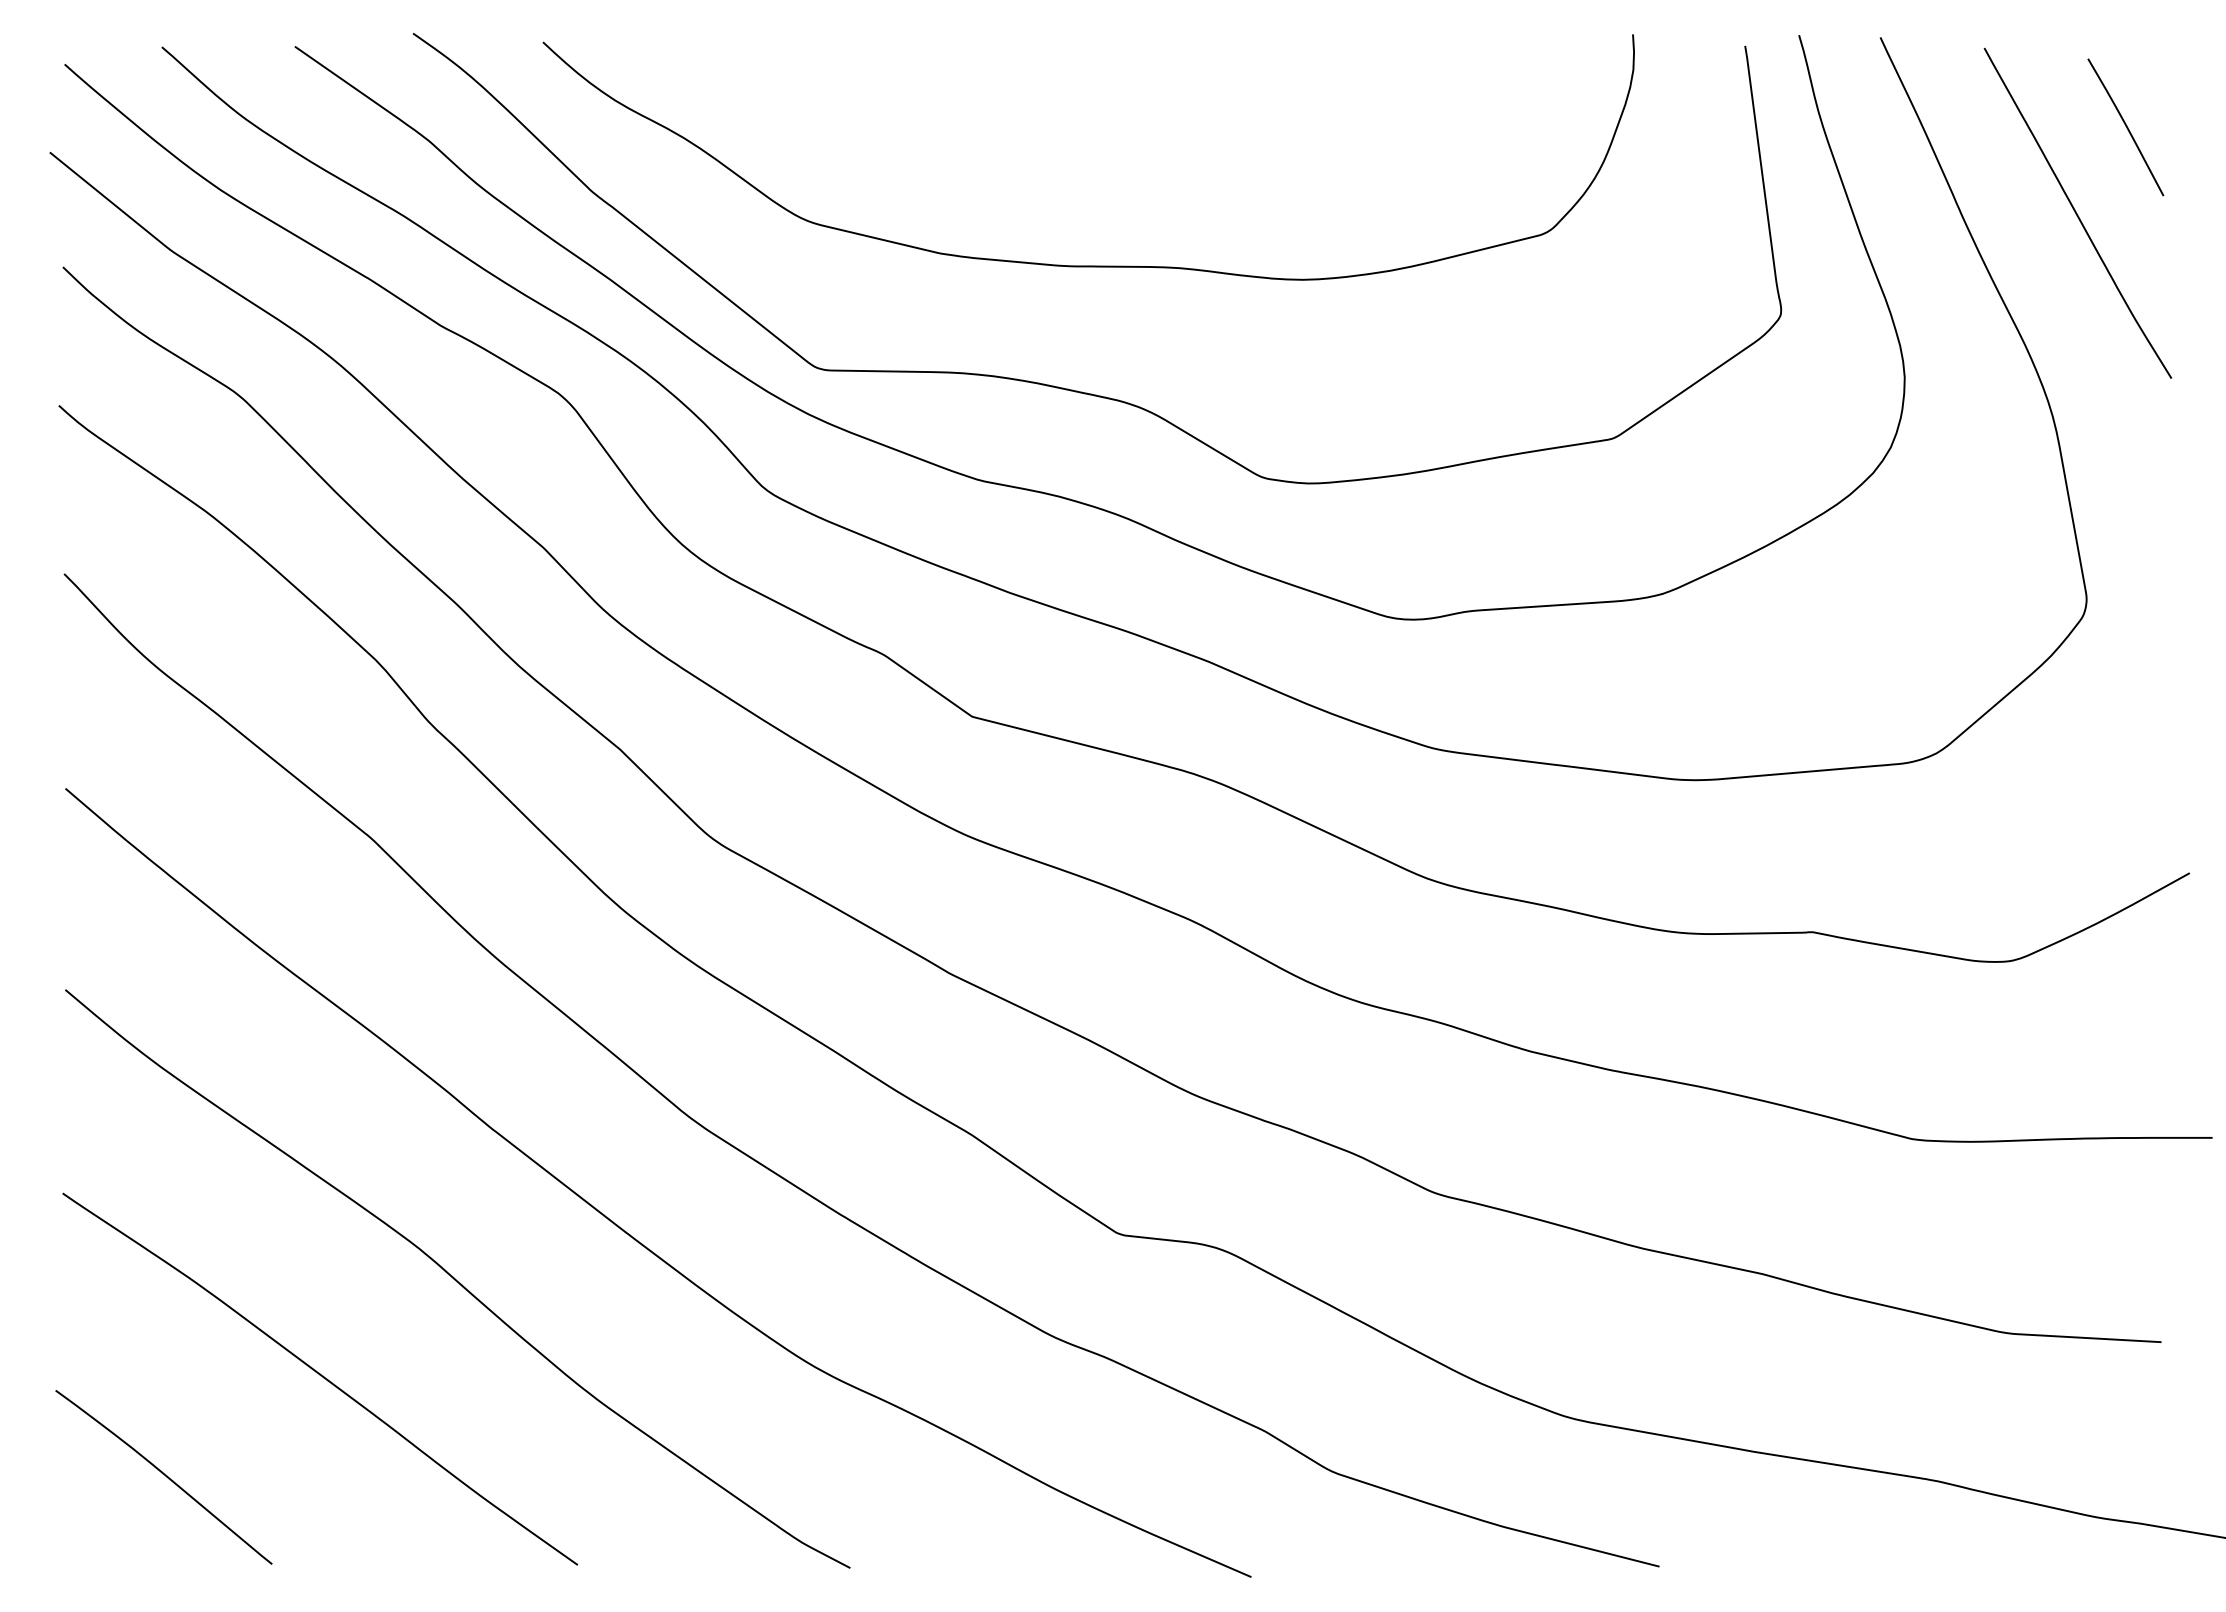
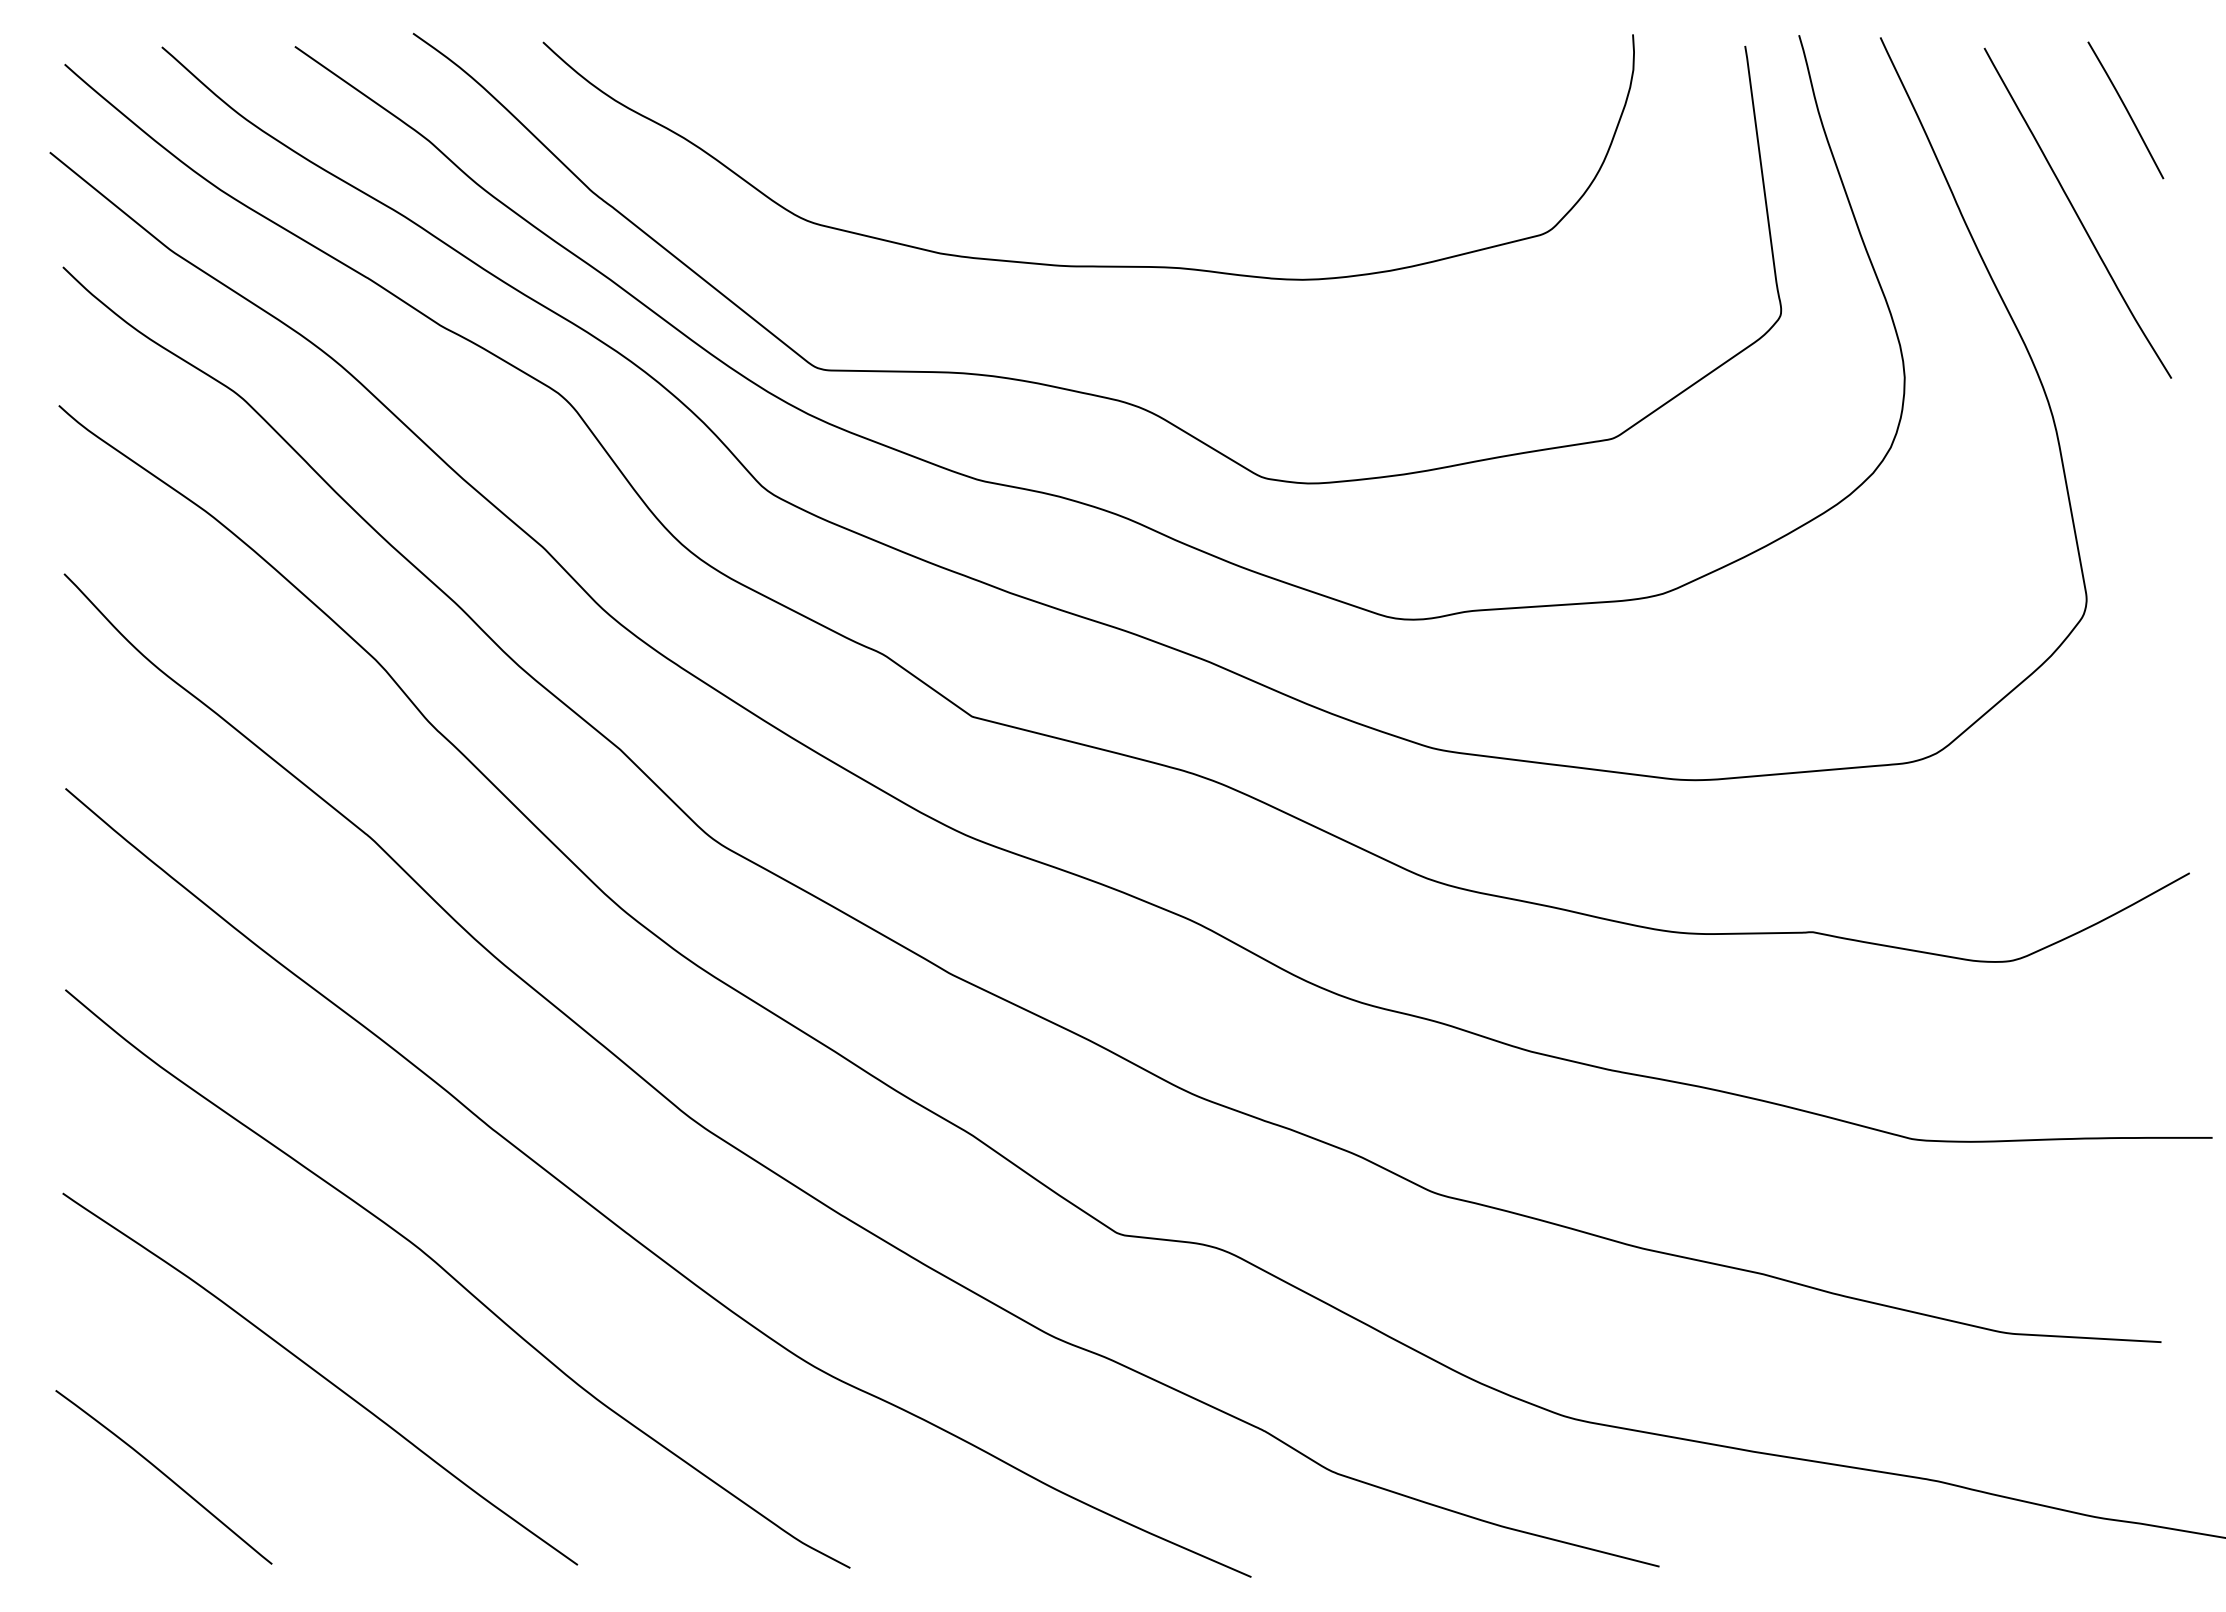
curve position: (2125, 126) -> (2125, 109) (2125, 109)
